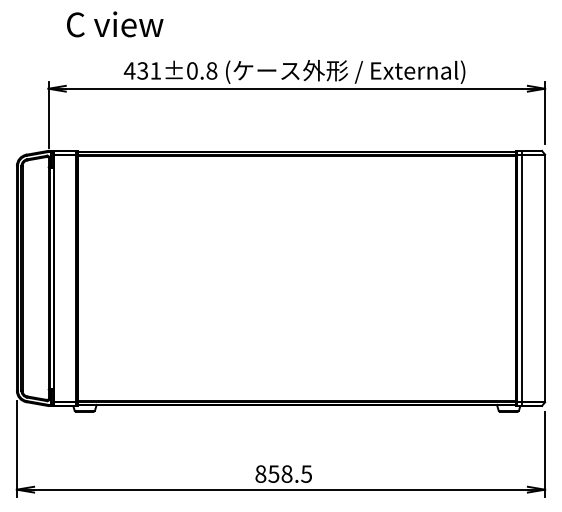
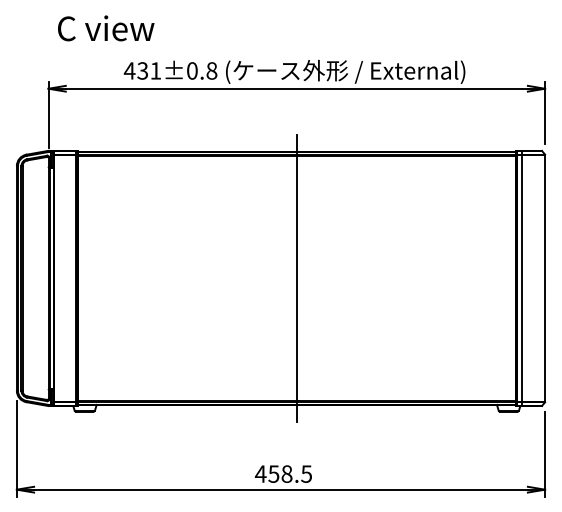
text position: (115, 24) -> (106, 28) (106, 28)
line: none -> present (296, 278)
text: 858.5 -> 458.5 (260, 473)
